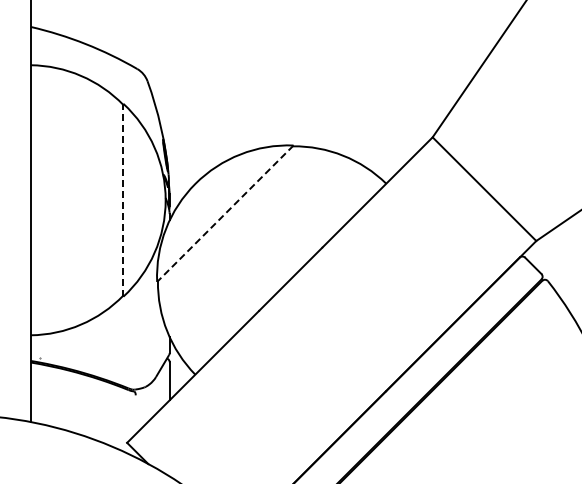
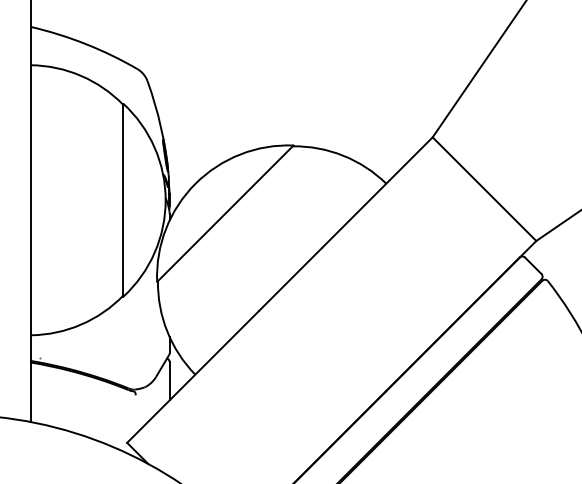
line: dashed -> solid (123, 199)
line: dashed -> solid (225, 214)
